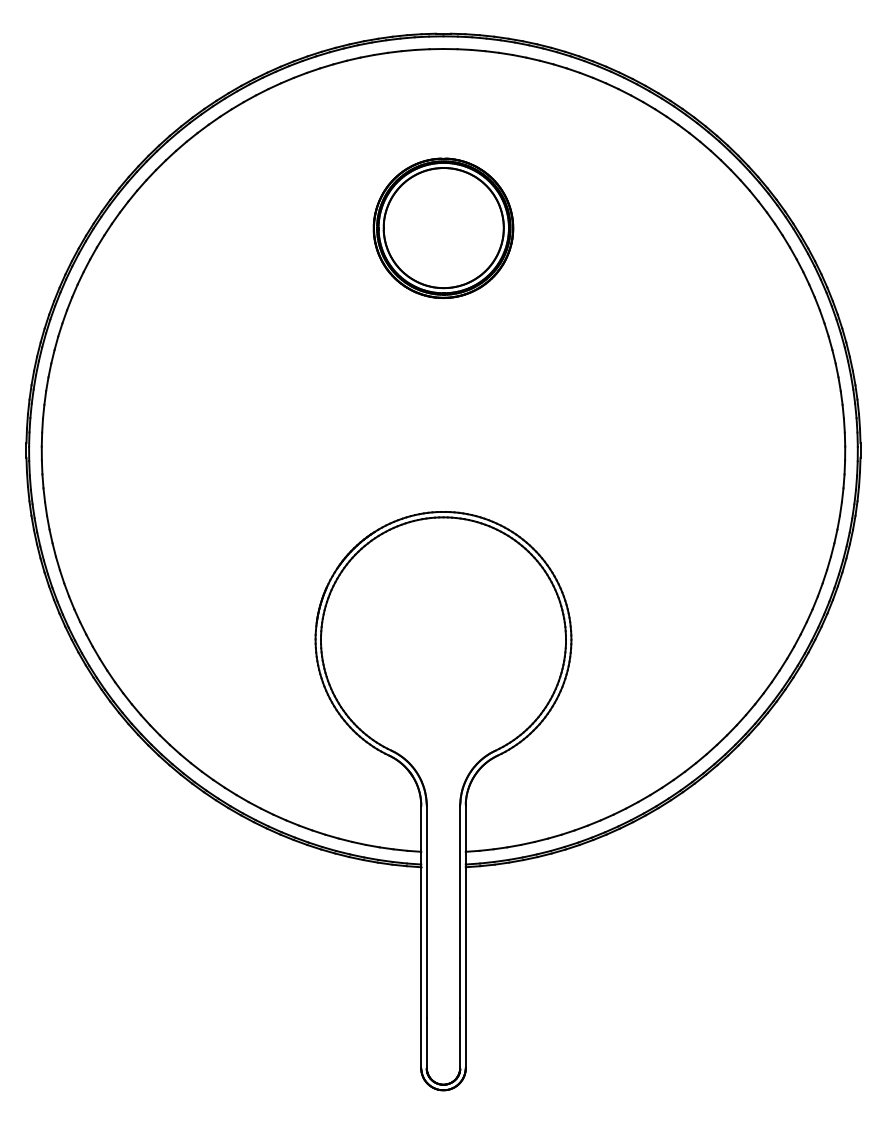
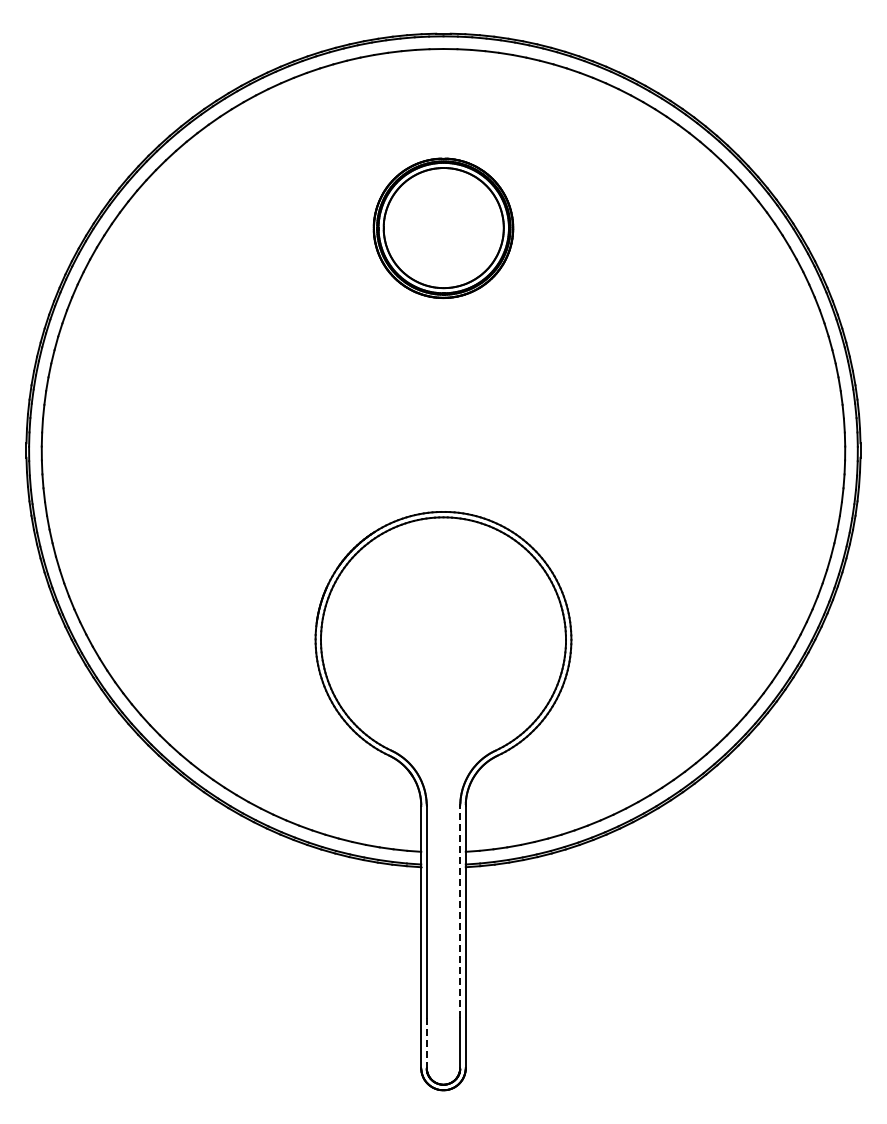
line: solid -> dashed (460, 912)
line: solid -> dashed (426, 1043)
